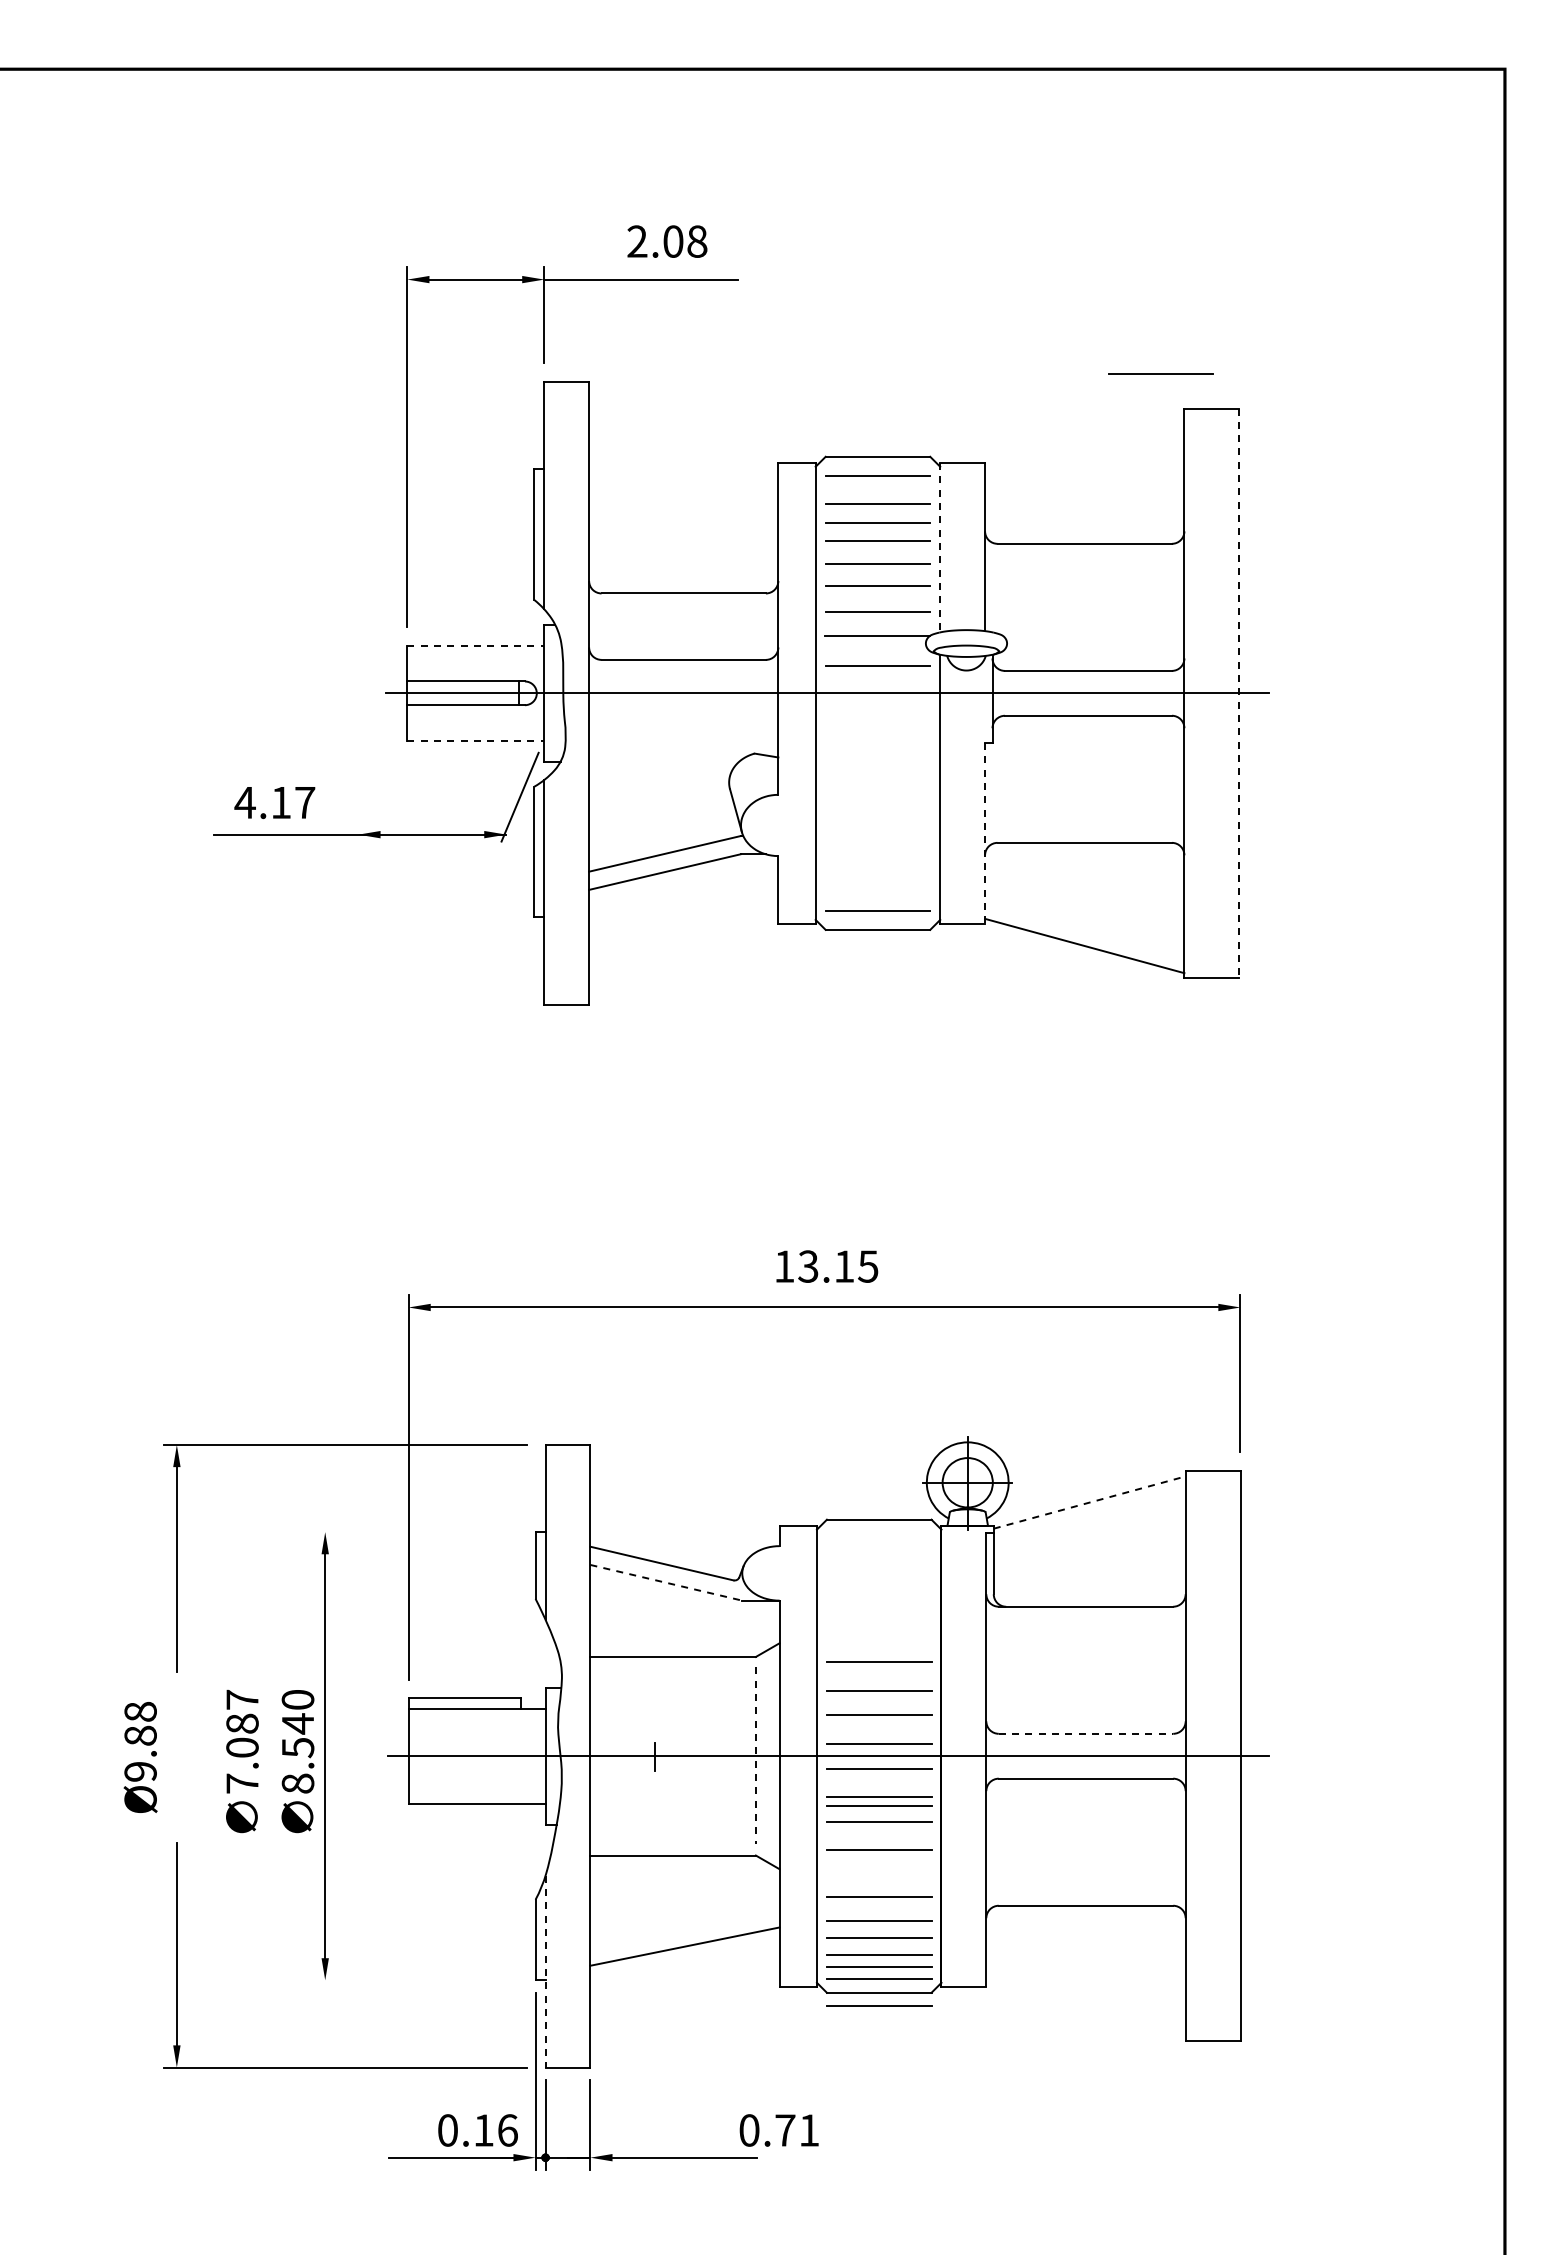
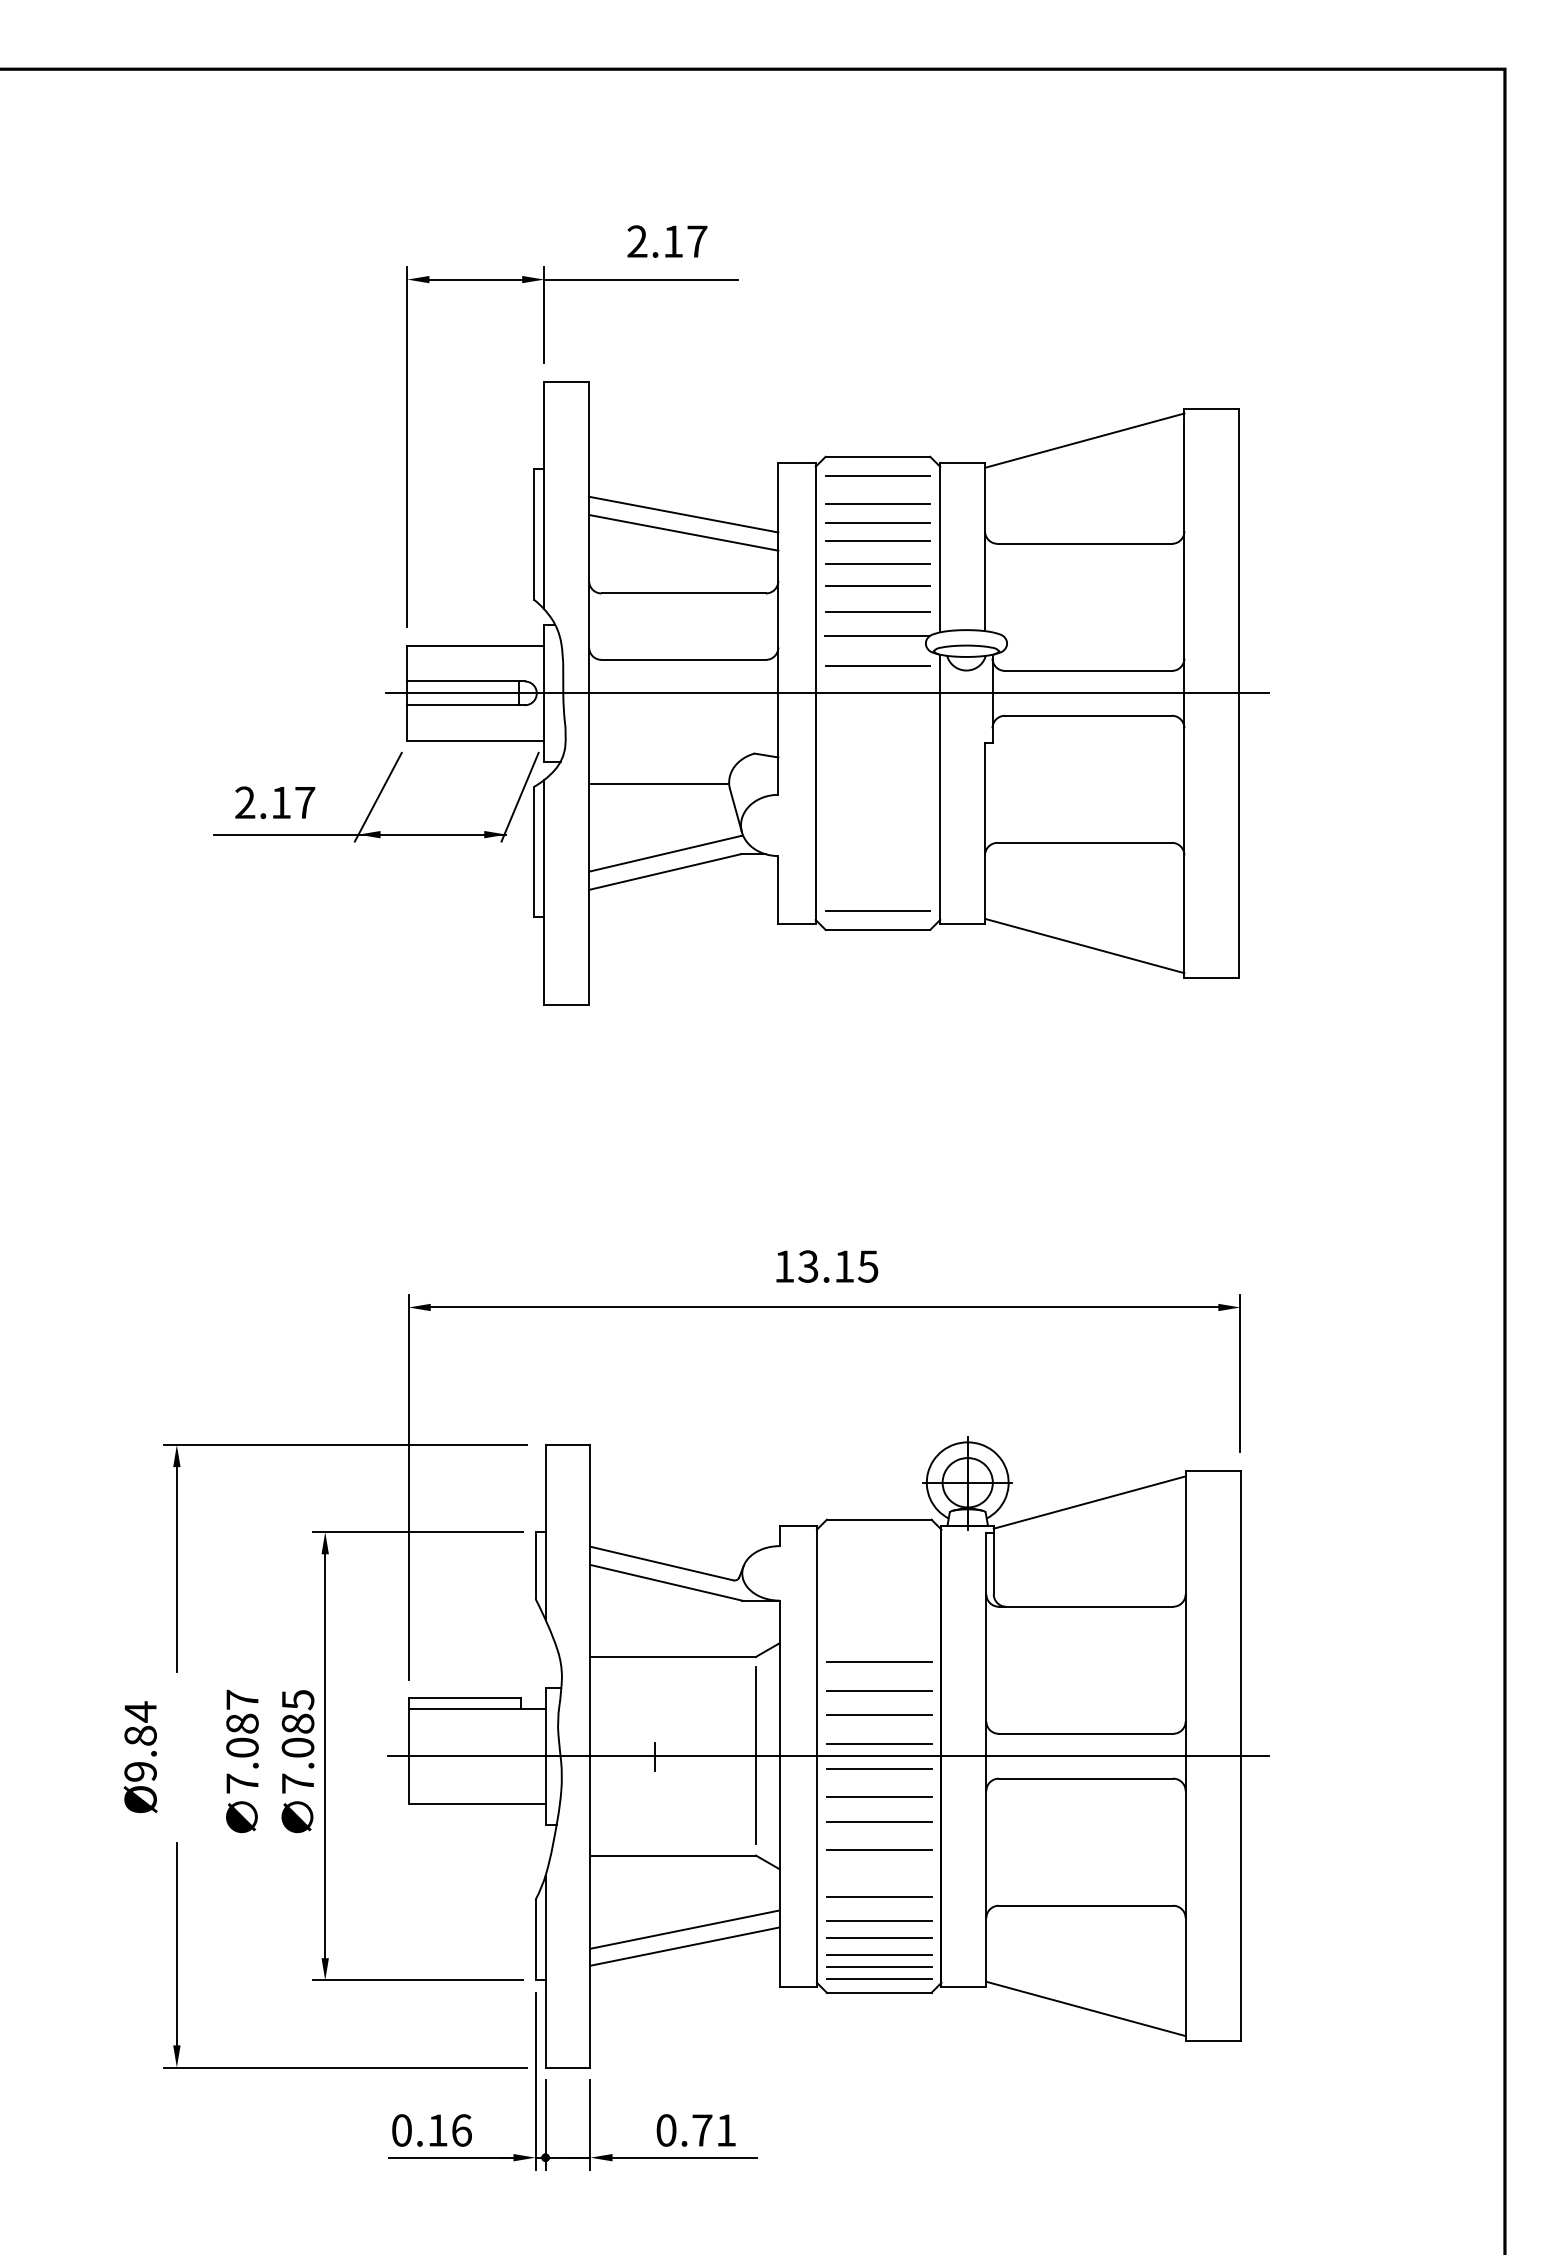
text: 2.08 -> 2.17 (685, 241)
line: present -> none (1160, 373)
line: none -> present (1084, 440)
line: none -> present (683, 514)
line: none -> present (683, 532)
line: dashed -> solid (940, 547)
line: dashed -> solid (476, 645)
line: dashed -> solid (1239, 693)
line: dashed -> solid (476, 740)
line: none -> present (659, 784)
line: none -> present (377, 796)
text: 4.17 -> 2.17 (244, 802)
line: dashed -> solid (985, 833)
line: dashed -> solid (1090, 1502)
line: none -> present (417, 1532)
line: dashed -> solid (666, 1582)
text: 9.88 -> 9.84 (140, 1711)
line: dashed -> solid (1086, 1733)
text: 8.540 -> 7.085 (297, 1741)
line: dashed -> solid (755, 1756)
line: present -> none (879, 1805)
line: none -> present (684, 1929)
line: dashed -> solid (545, 1971)
line: none -> present (417, 1980)
line: present -> none (879, 2005)
line: none -> present (1085, 2008)
text position: (477, 2130) -> (431, 2130) (431, 2130)
text position: (778, 2130) -> (695, 2130) (695, 2130)
